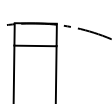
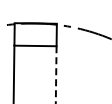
line: solid -> dashed (56, 75)
